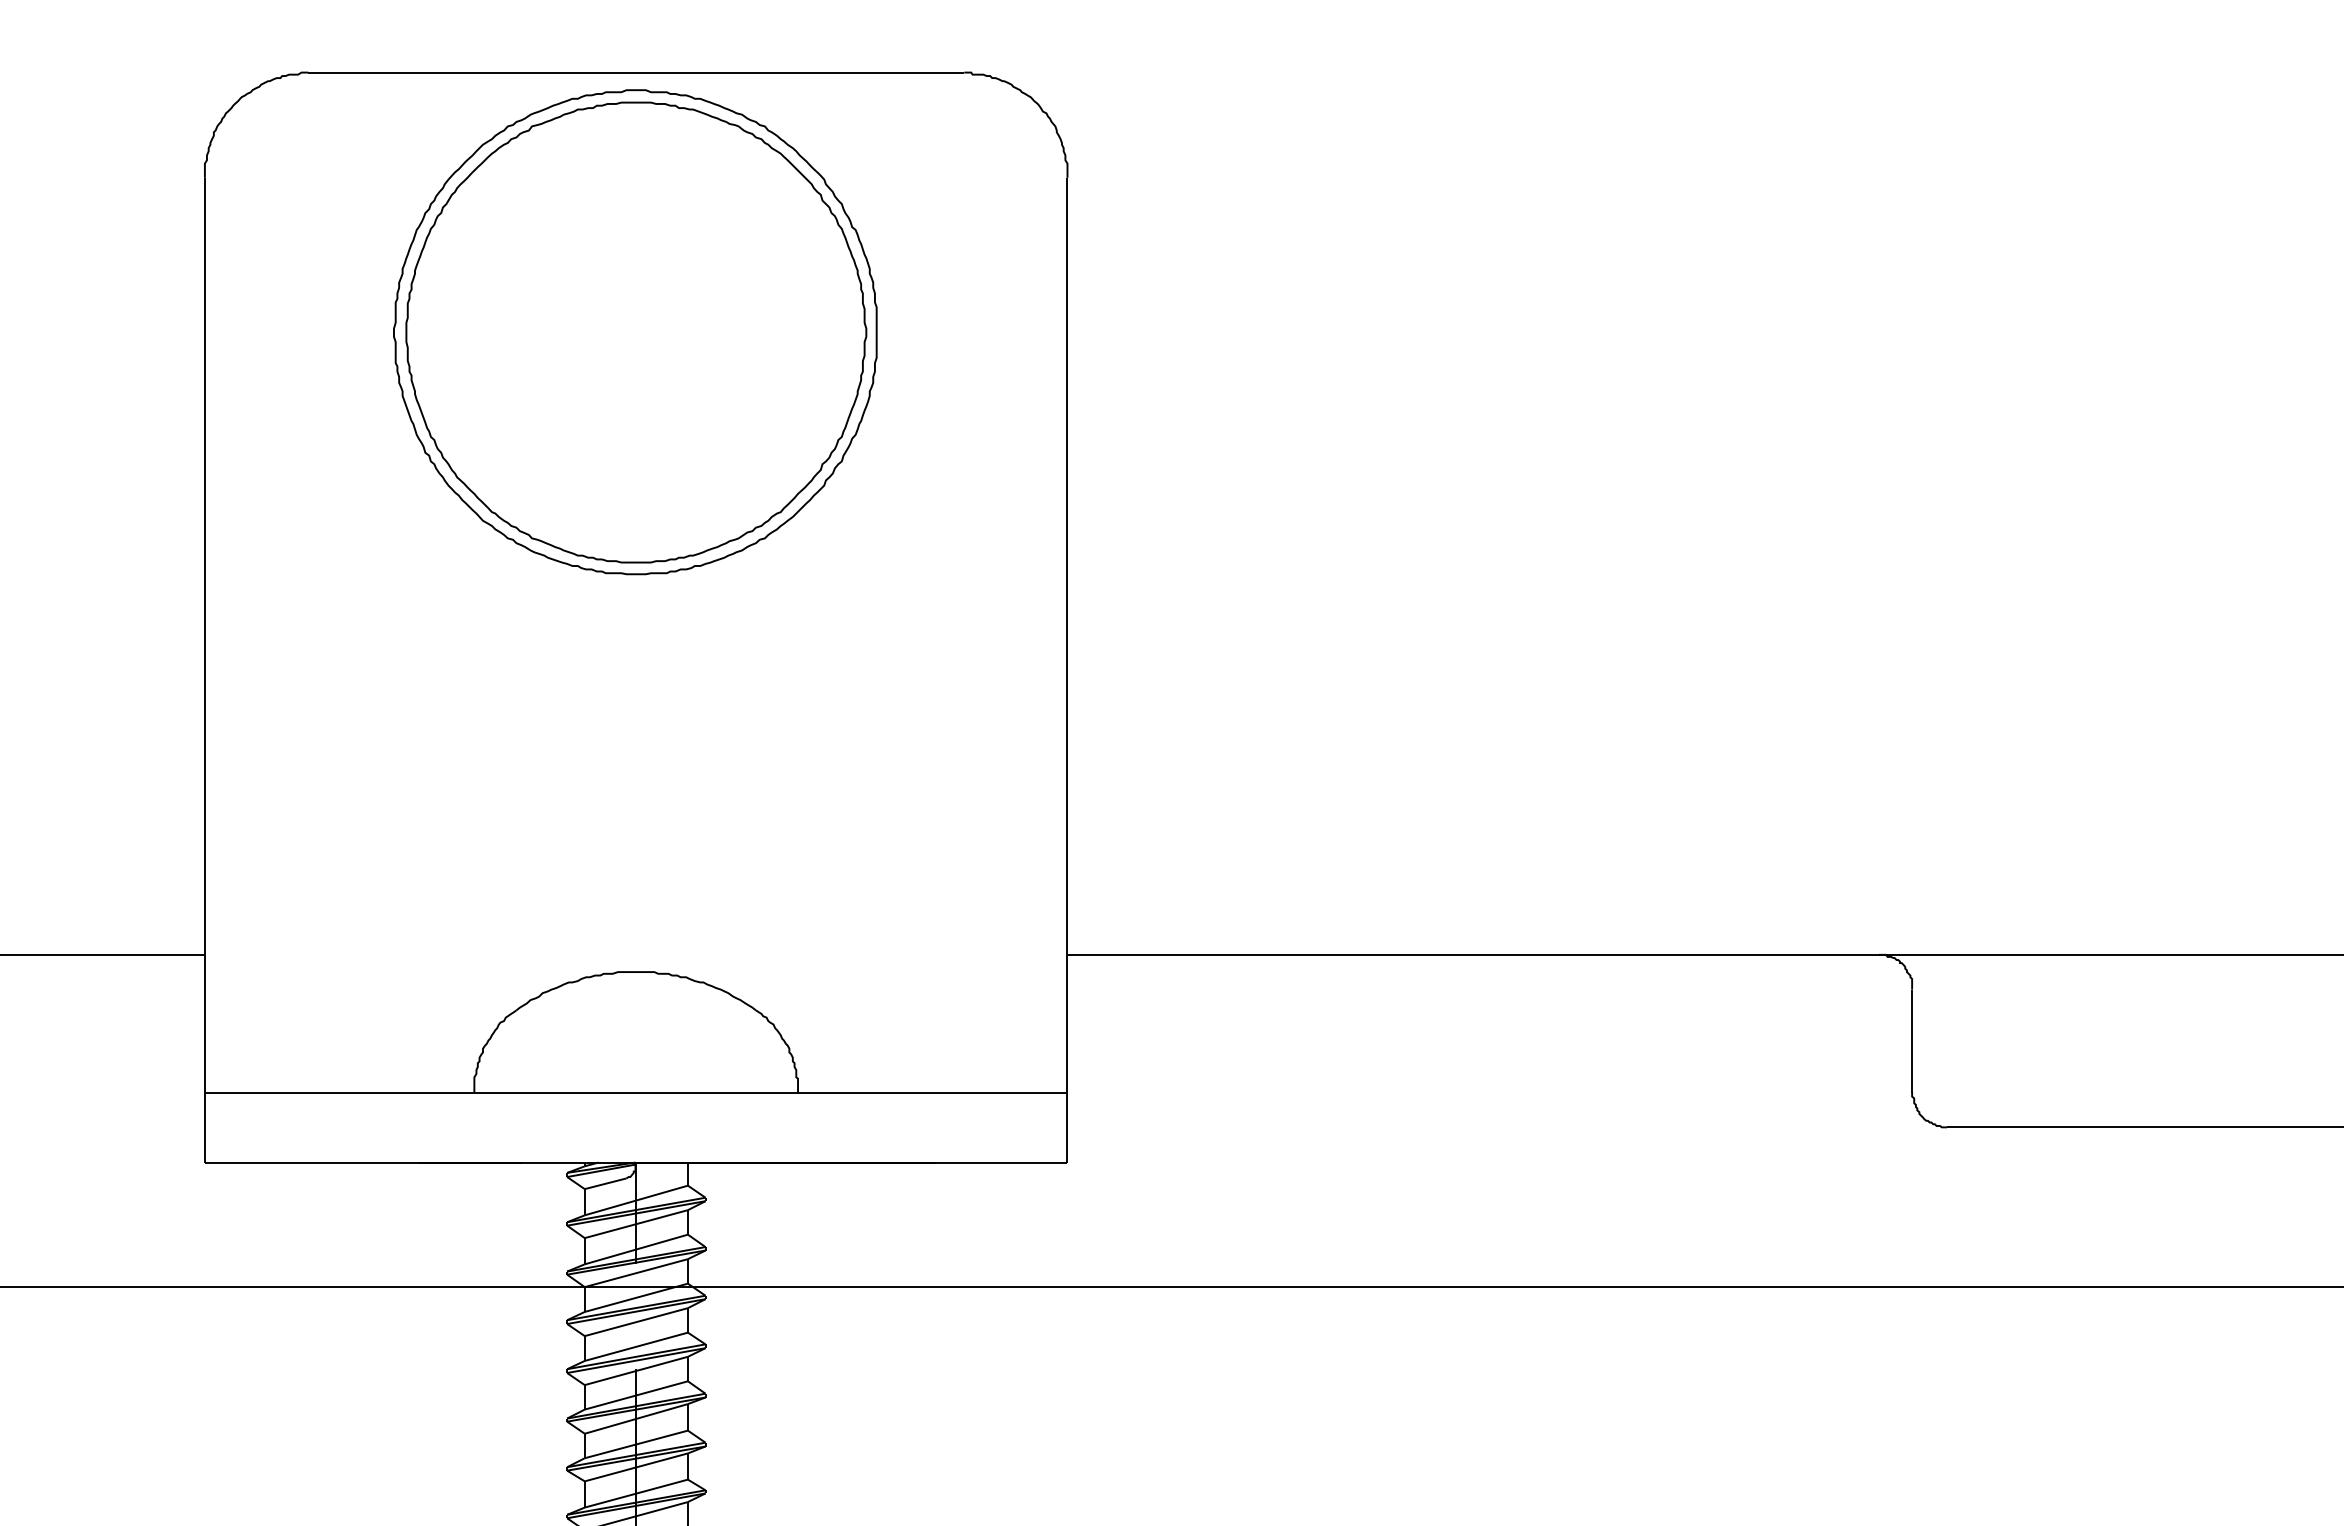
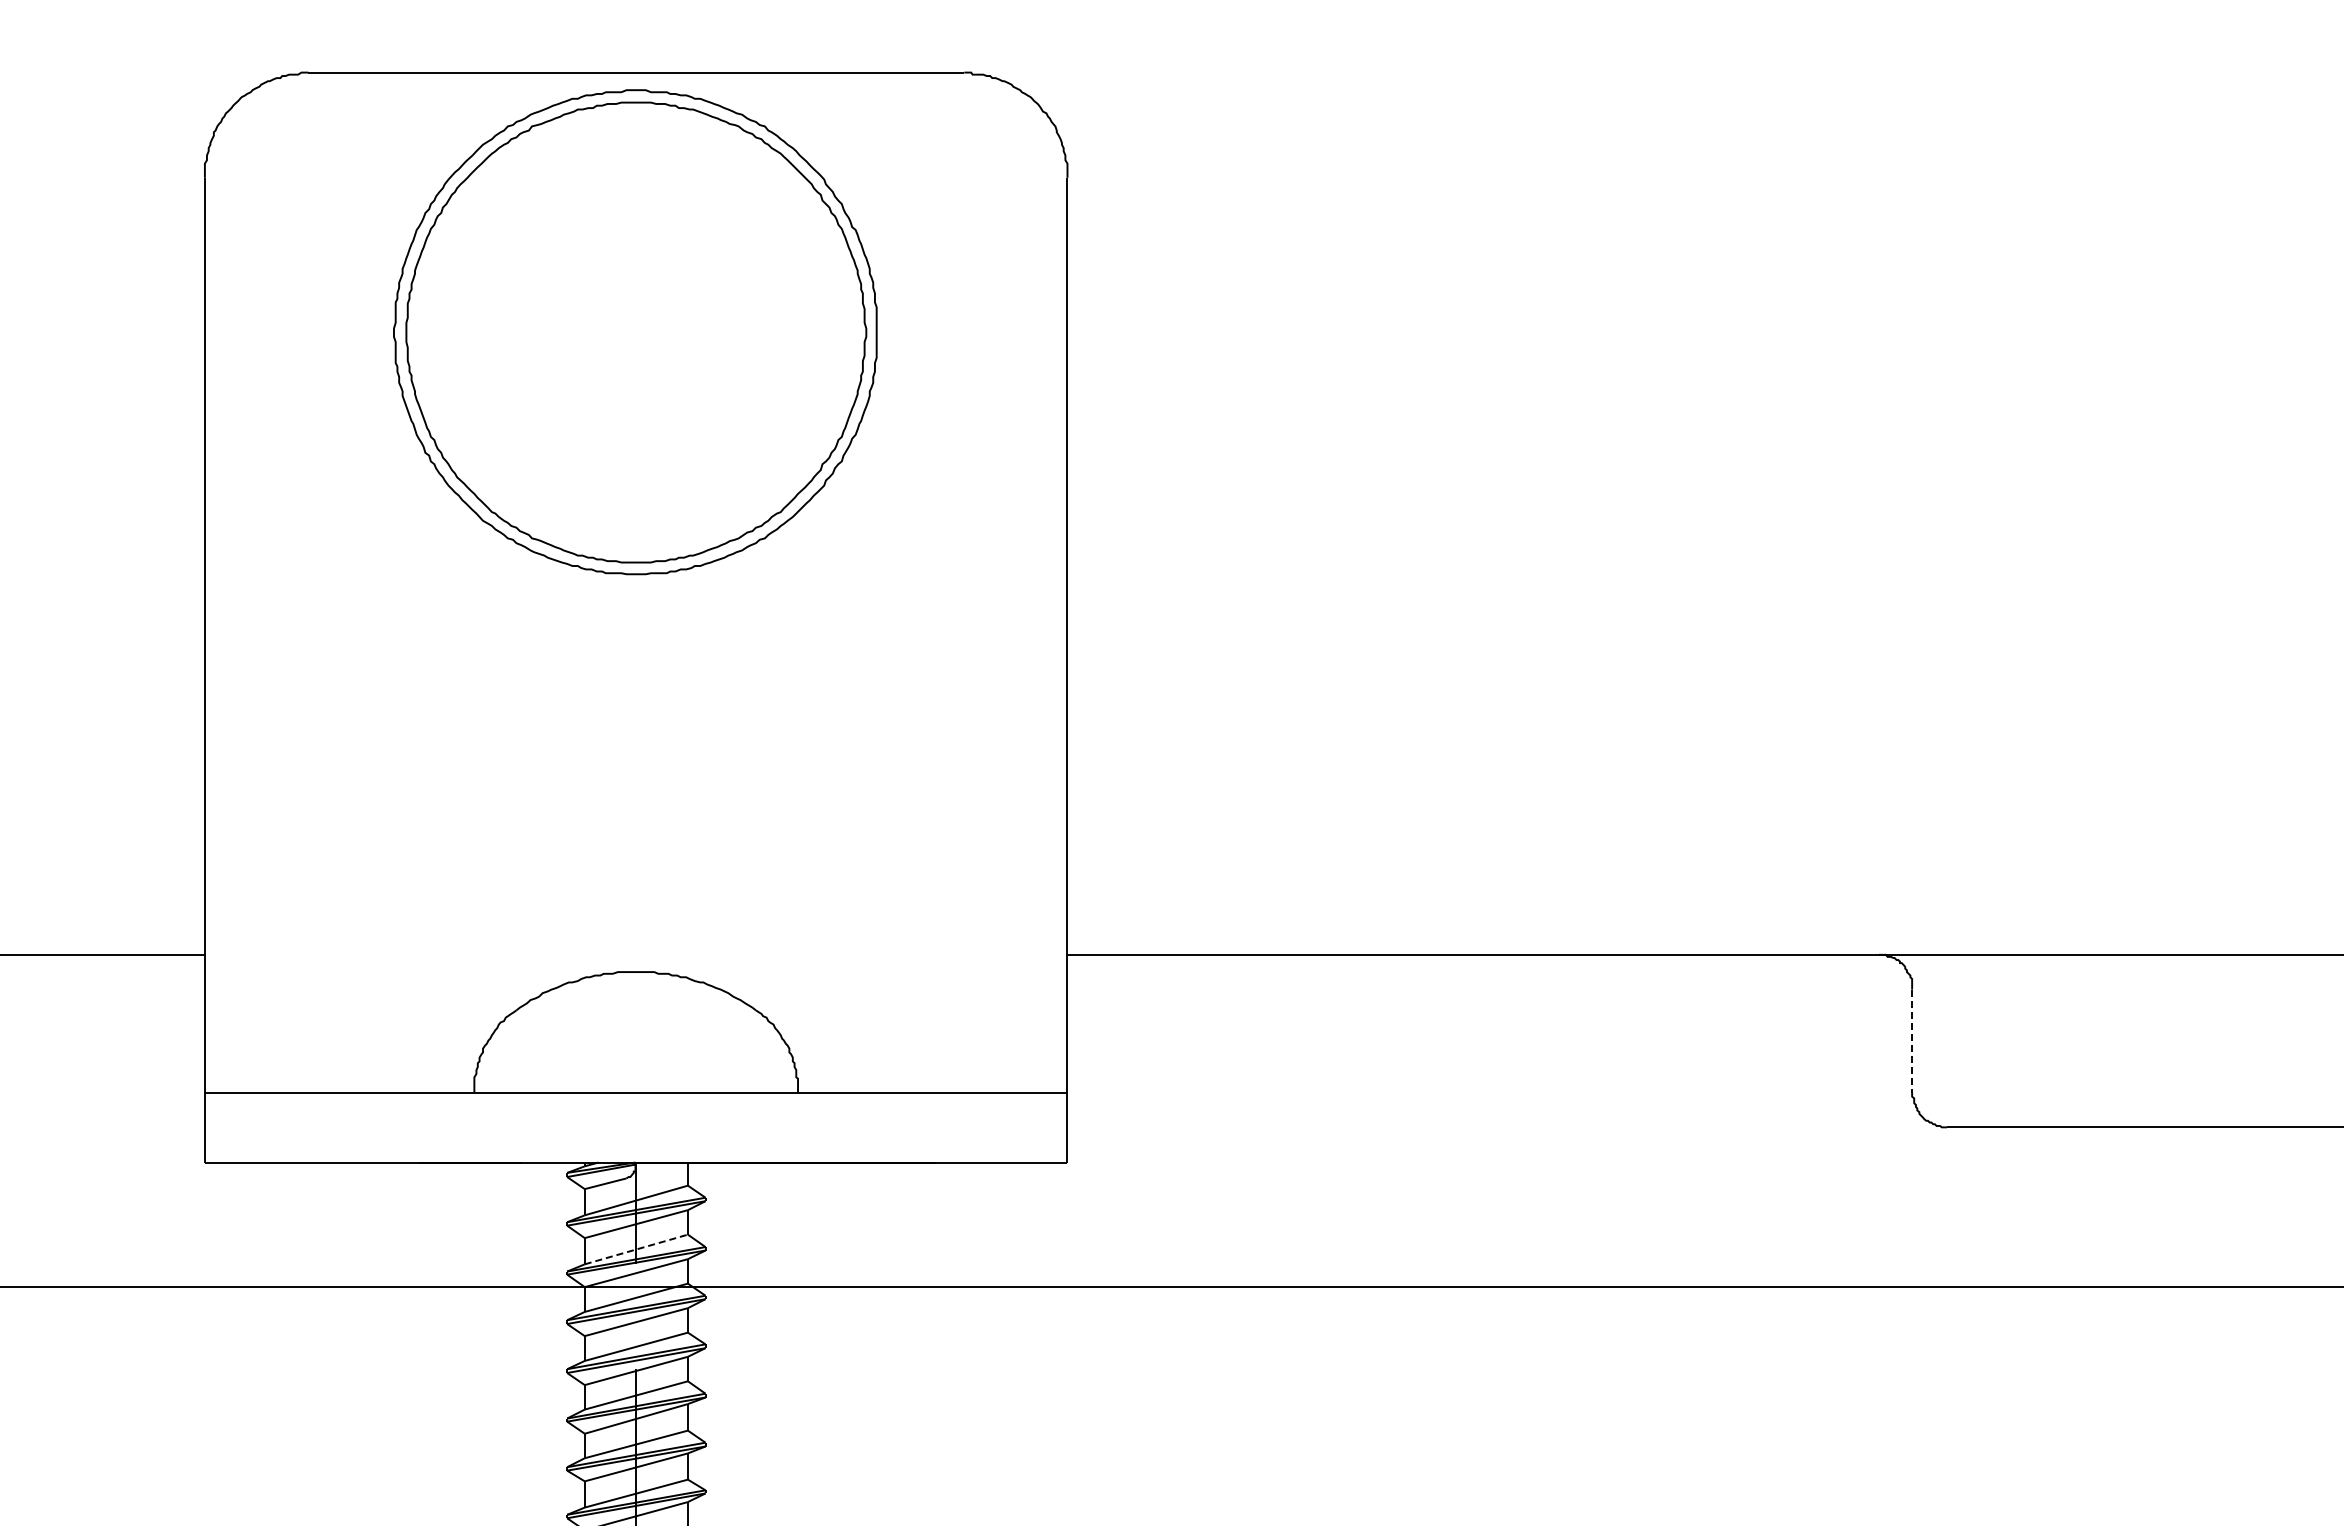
line: solid -> dashed (1912, 1041)
line: solid -> dashed (636, 1249)
